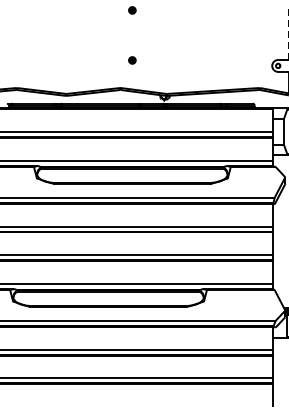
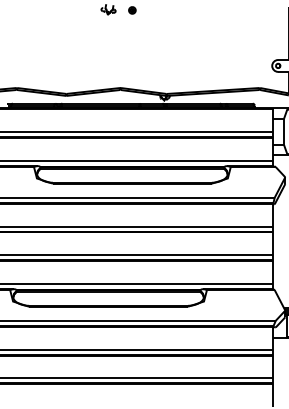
part: none -> present (108, 9)
line: dashed -> solid (288, 33)
part: present -> none (132, 60)
